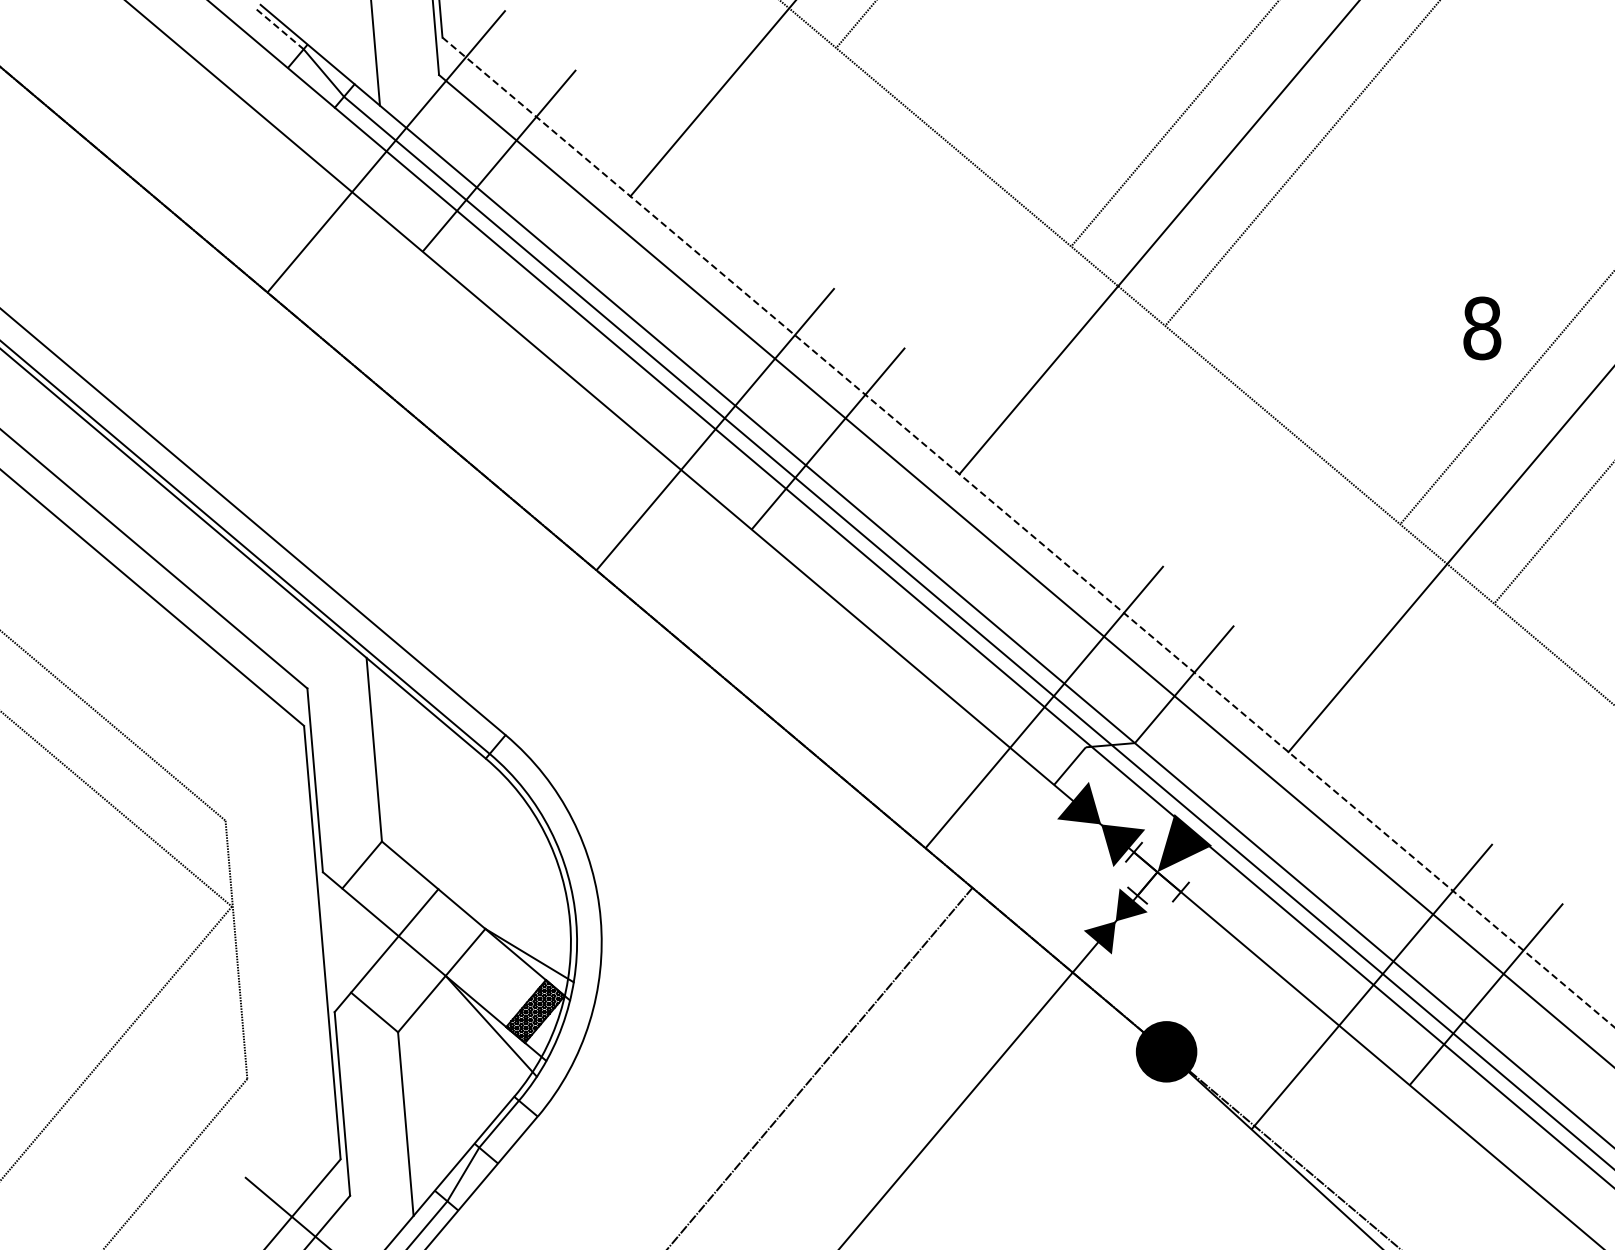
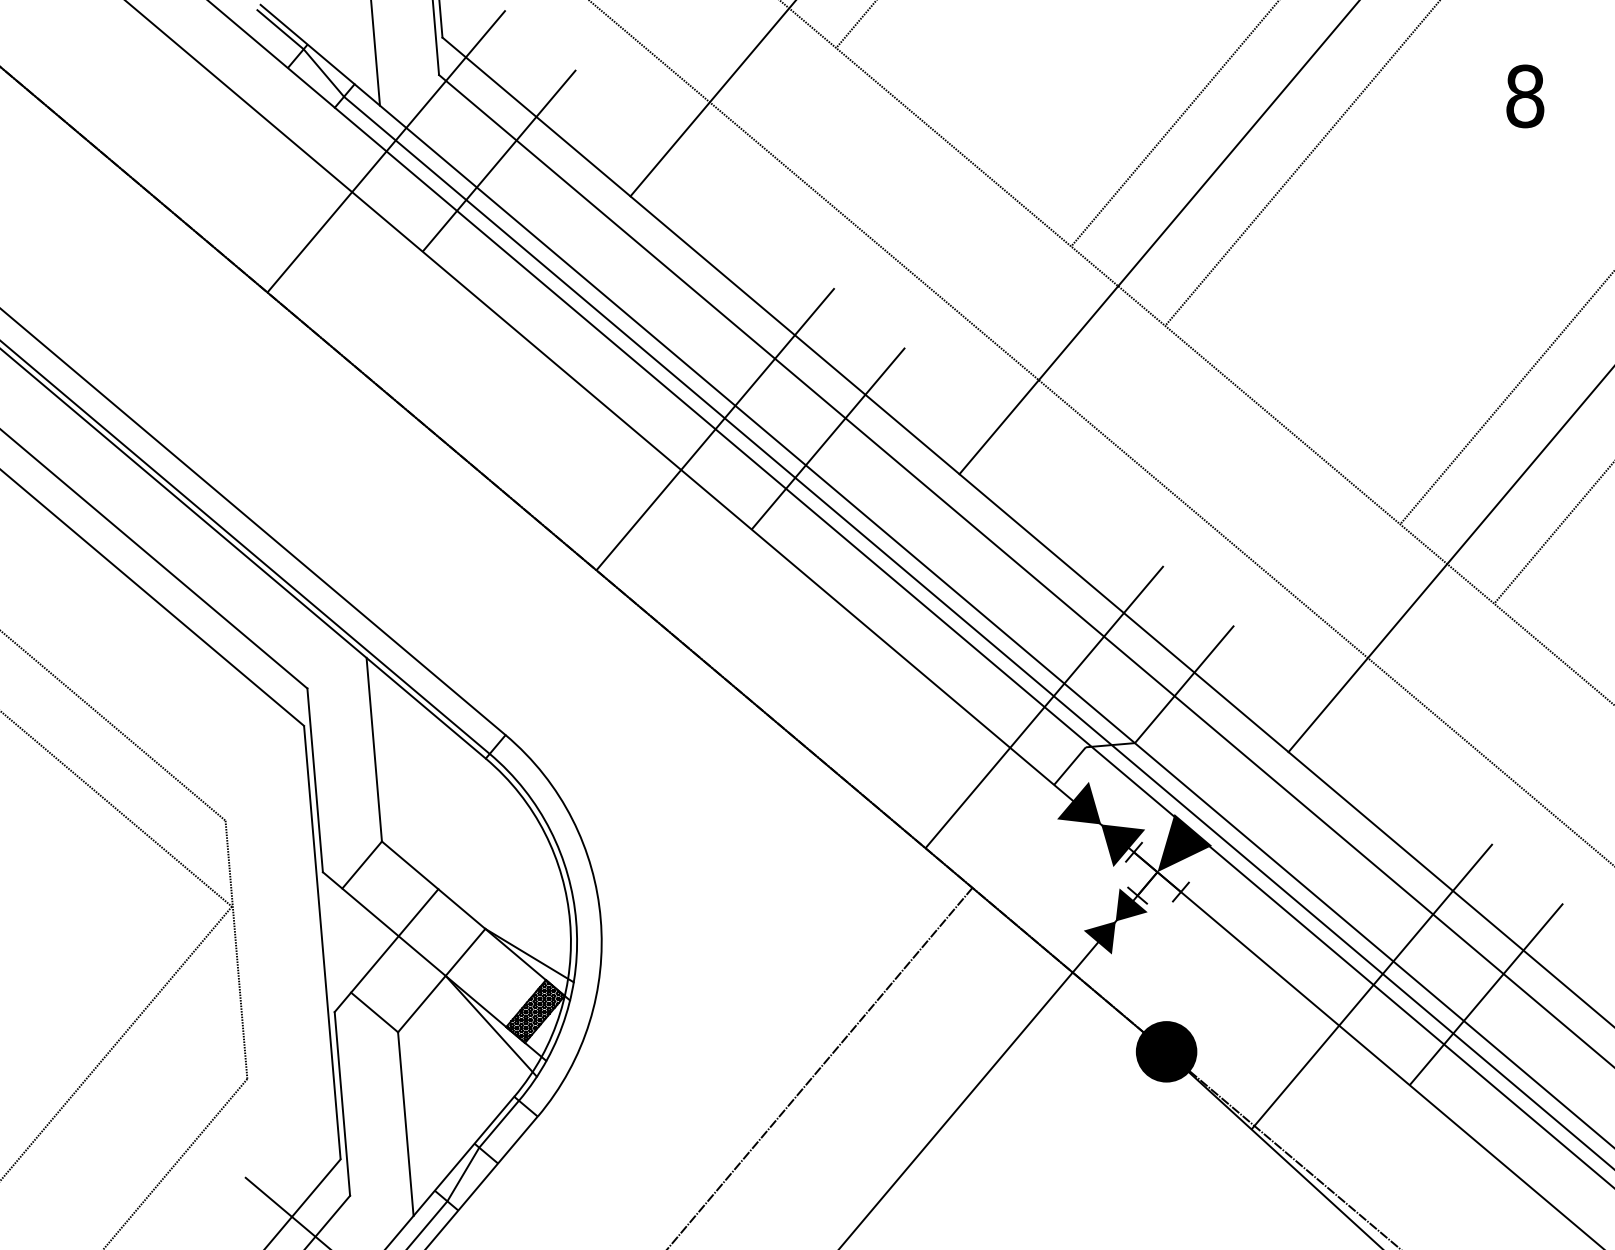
line: dashed -> solid (280, 29)
text position: (1482, 328) -> (1525, 96) (1525, 96)
line: none -> present (1101, 433)
line: dashed -> solid (1028, 532)
